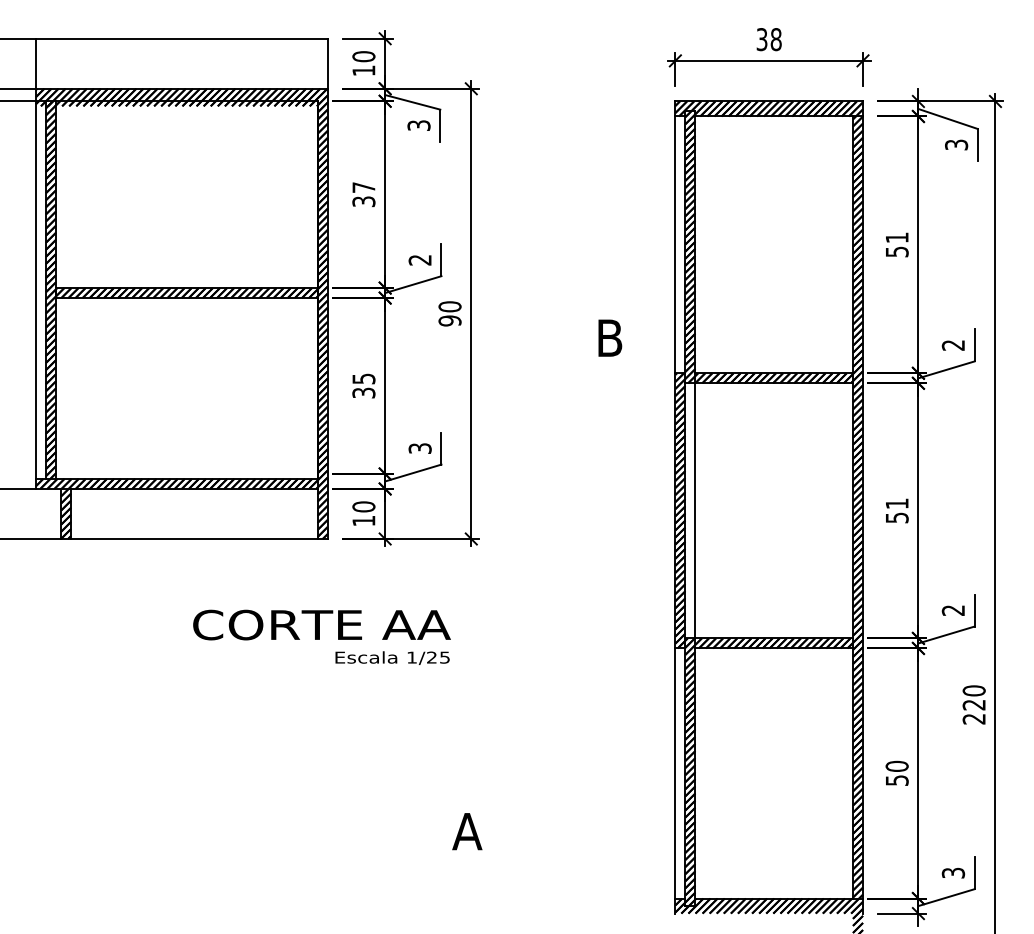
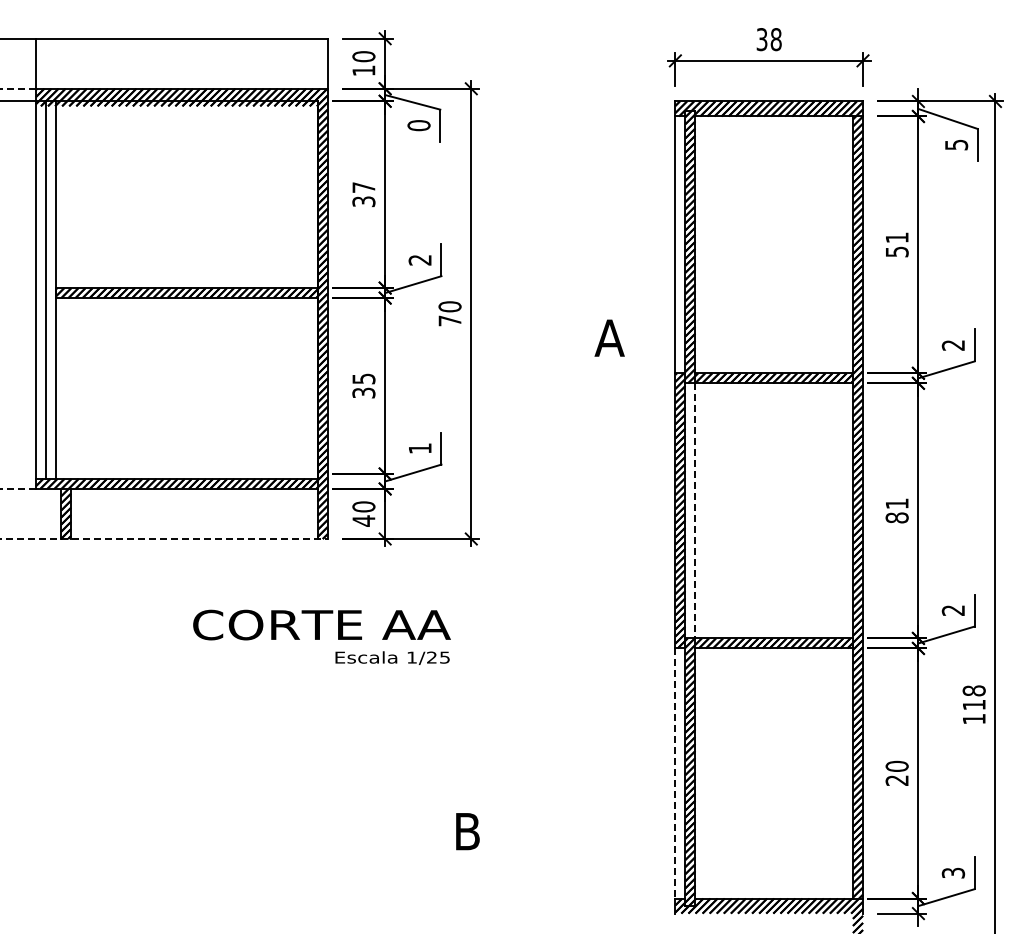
line: solid -> dashed (18, 88)
text: 3 -> 0 (418, 125)
text: 3 -> 5 (956, 144)
hatch: present -> none (51, 289)
text: 90 -> 70 (449, 320)
text: B -> A (609, 337)
text: 3 -> 1 (419, 448)
line: solid -> dashed (18, 488)
line: solid -> dashed (695, 510)
text: 51 -> 81 (896, 517)
text: 10 -> 40 (363, 520)
line: solid -> dashed (164, 538)
text: 220 -> 118 (973, 704)
line: solid -> dashed (675, 774)
text: 50 -> 20 (896, 780)
text: A -> B (467, 831)
